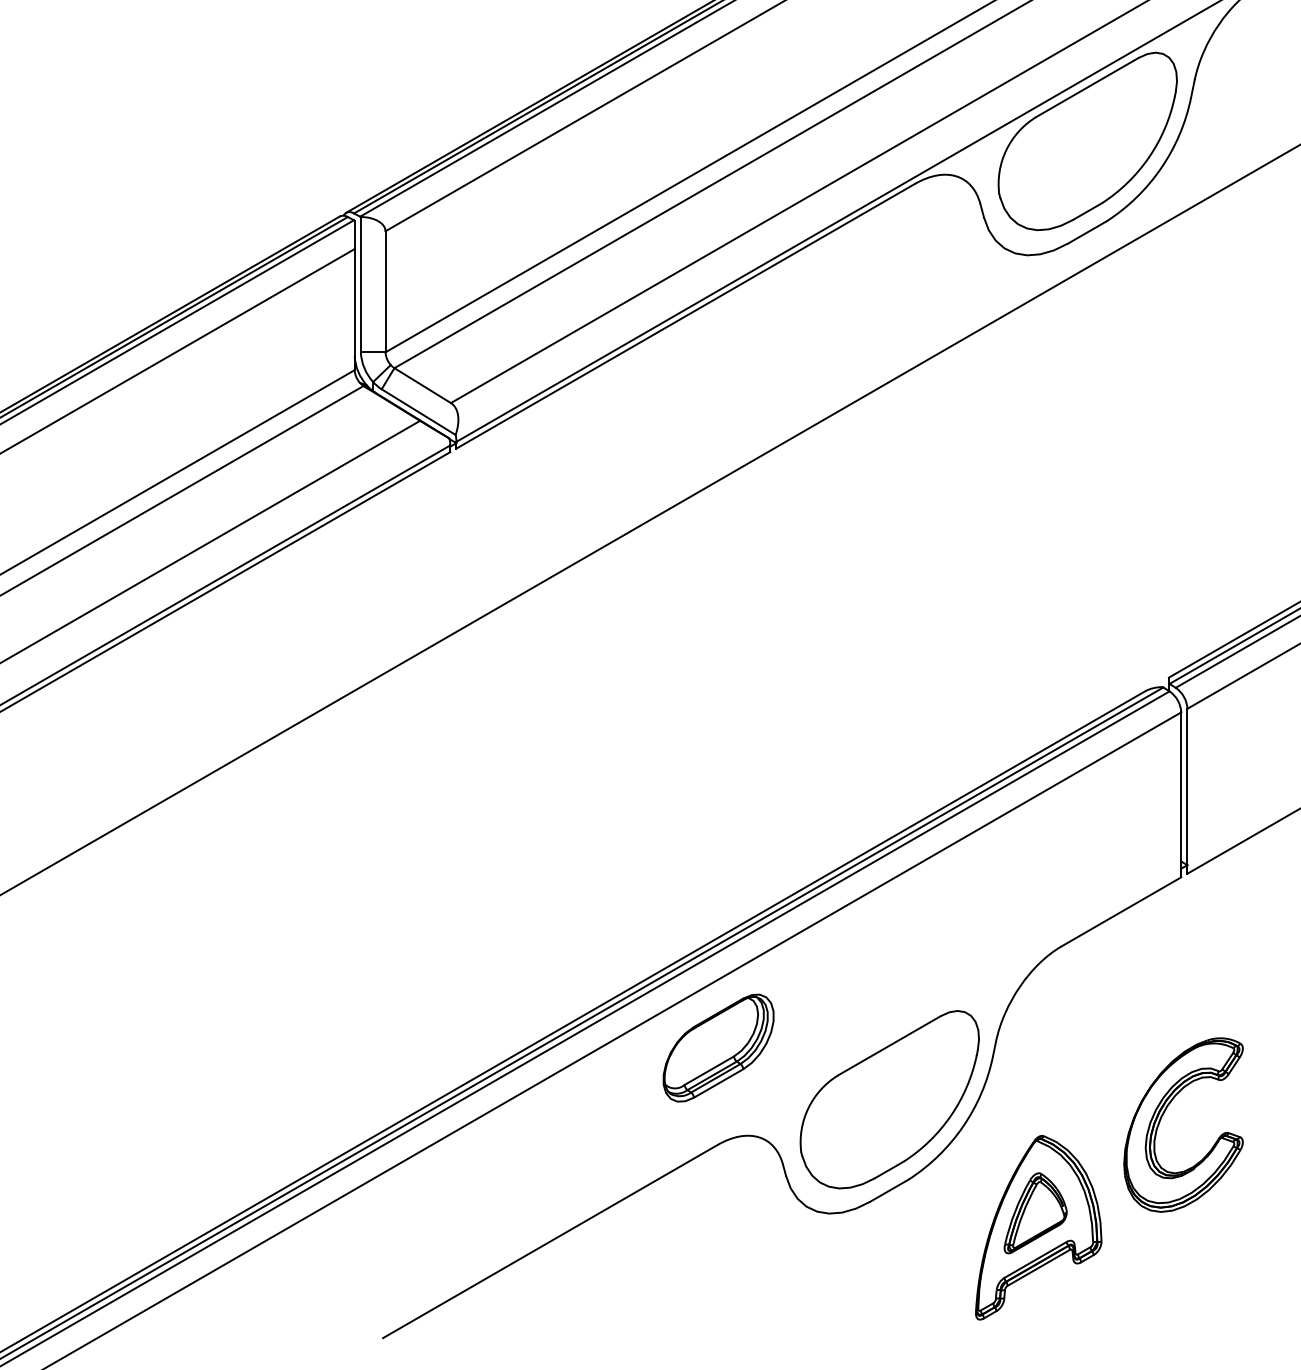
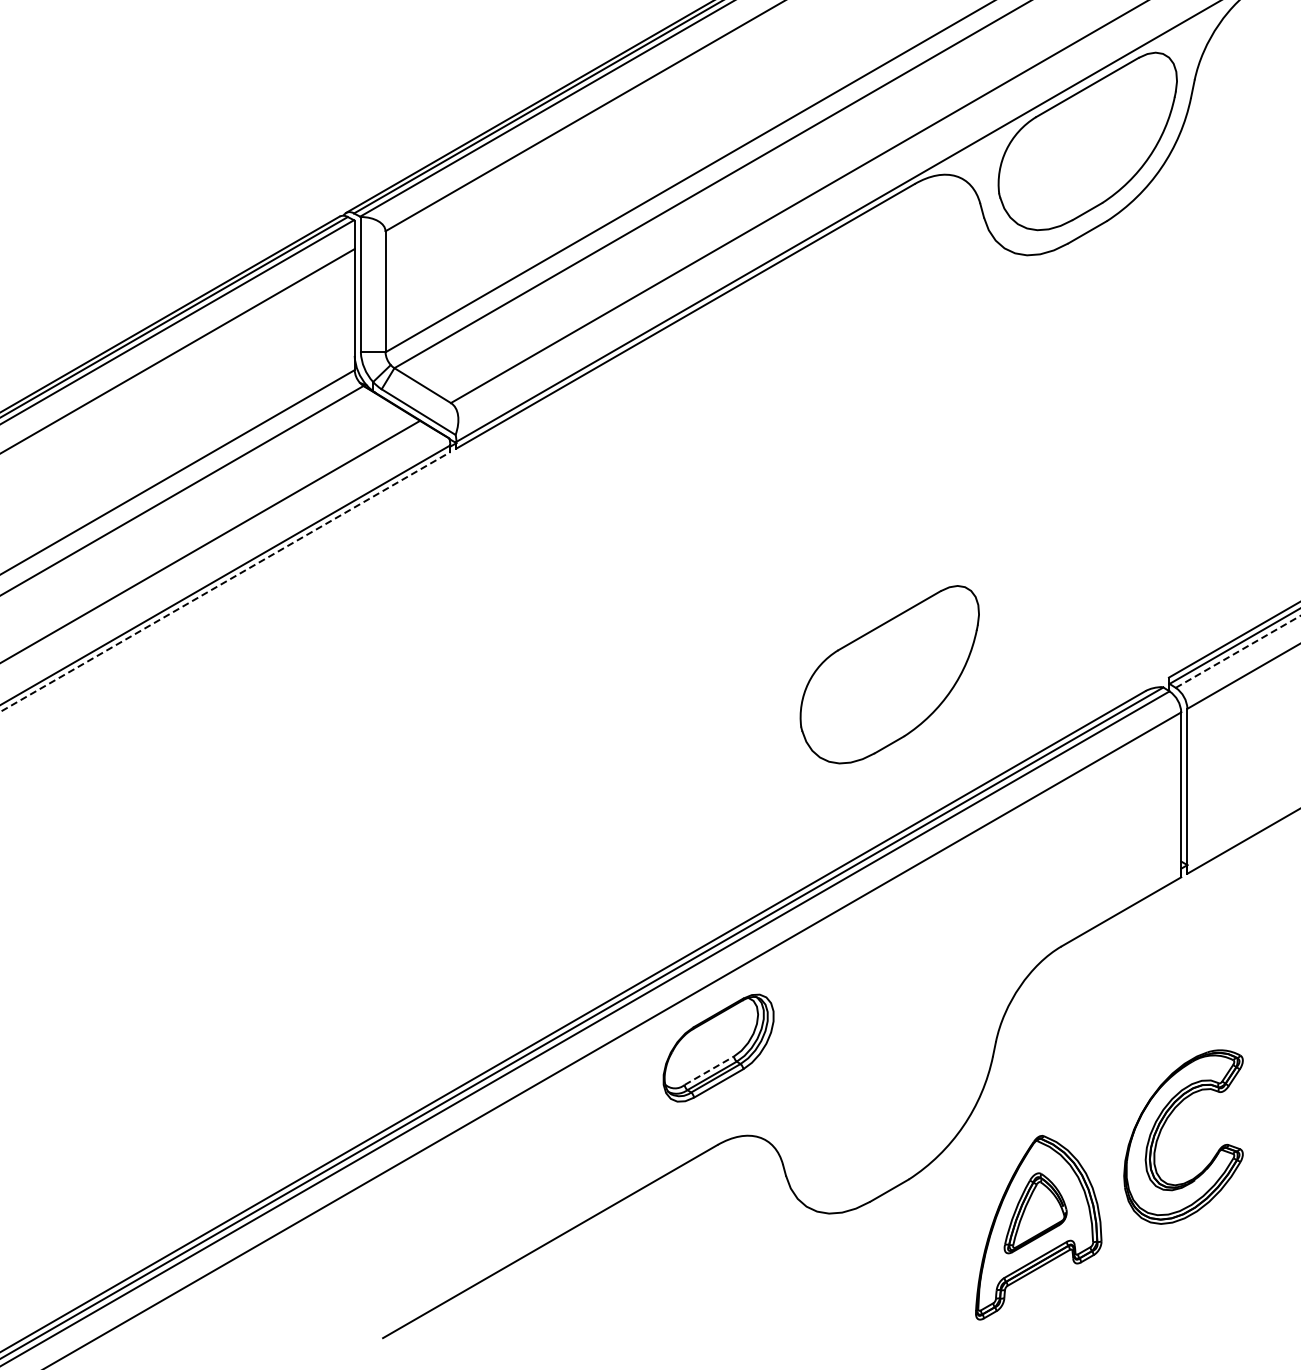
line: present -> none (649, 520)
line: solid -> dashed (225, 581)
line: solid -> dashed (1238, 651)
line: solid -> dashed (709, 1070)
part position: (889, 1099) -> (889, 674) (889, 674)
part position: (1163, 1115) -> (1163, 1127) (1163, 1127)
